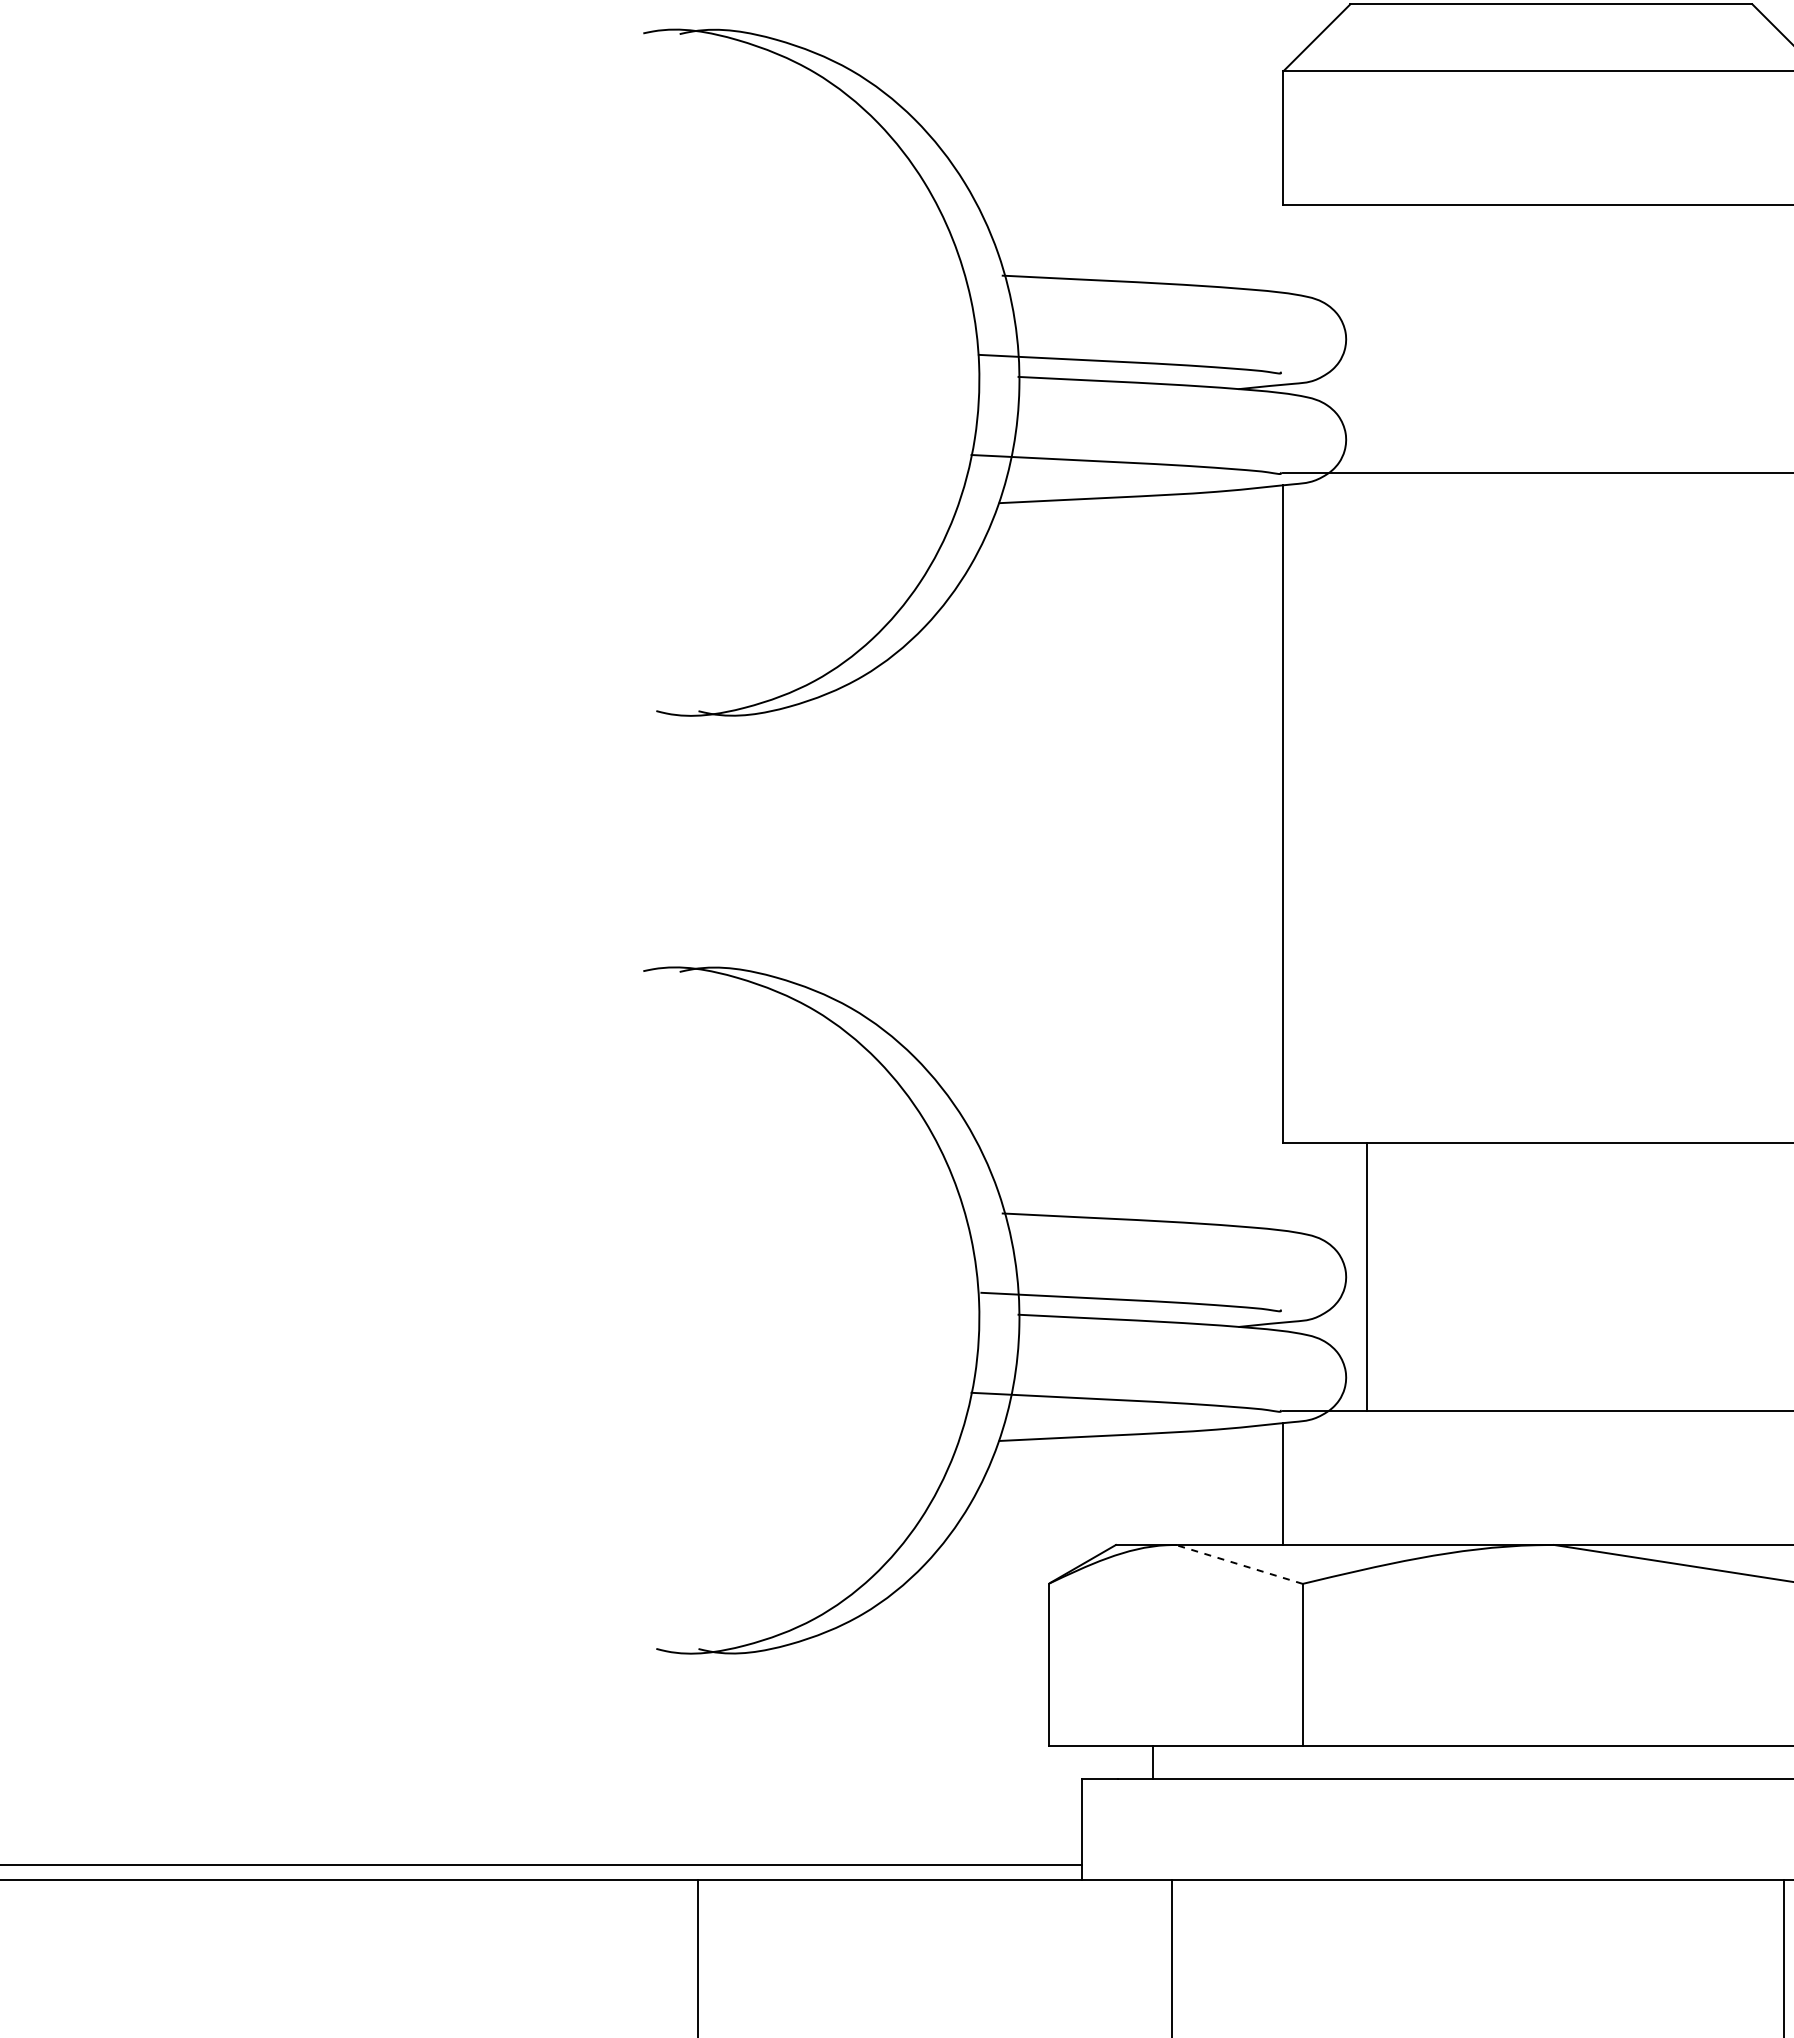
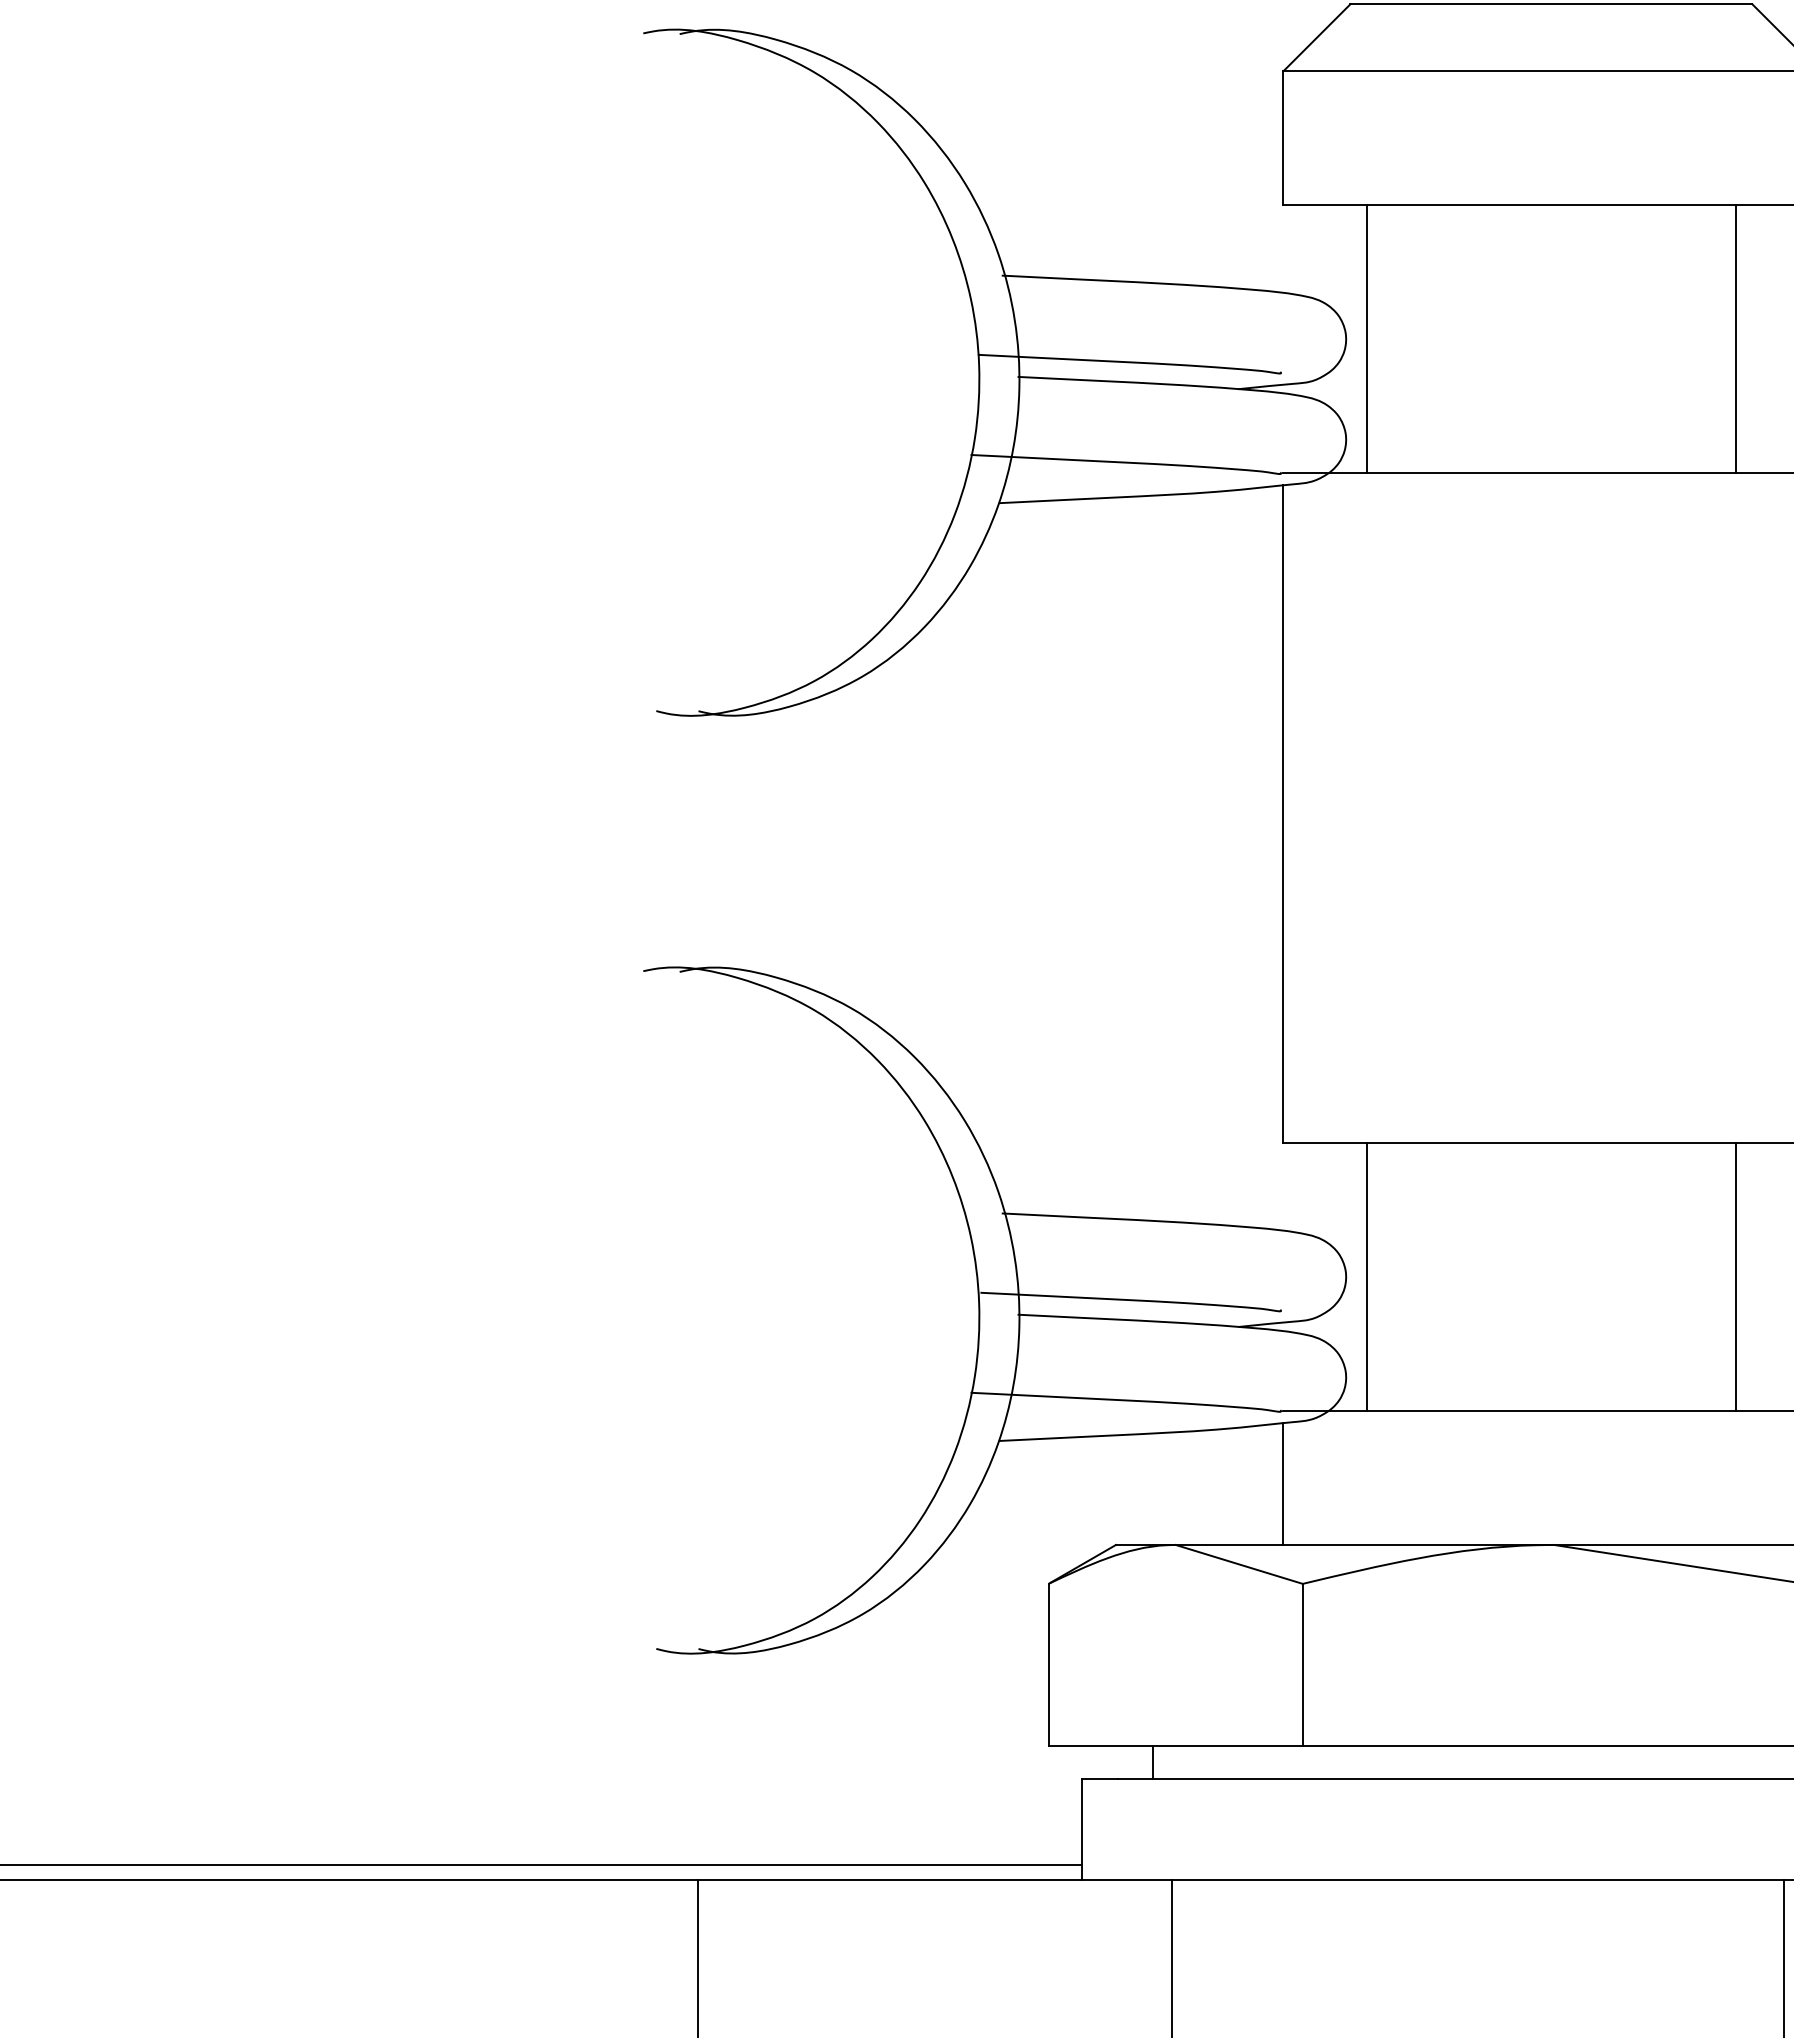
line: none -> present (1367, 339)
line: none -> present (1735, 339)
line: none -> present (1735, 1277)
line: dashed -> solid (1238, 1564)
